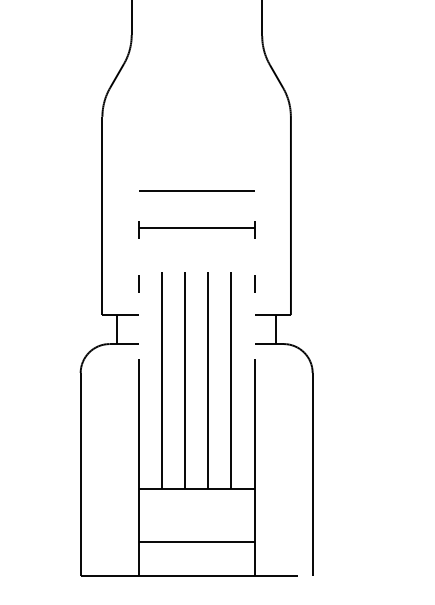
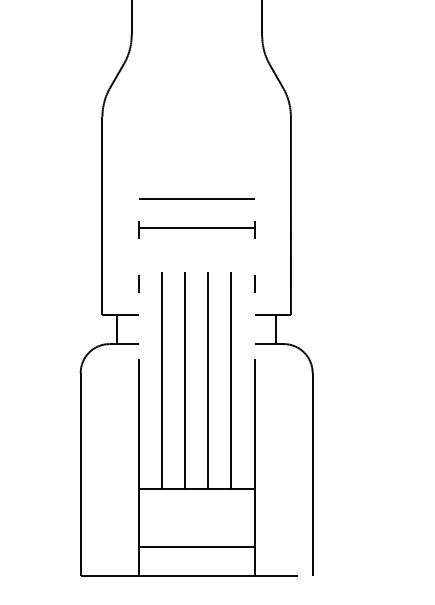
line position: (196, 190) -> (196, 198) (196, 198)
line position: (196, 542) -> (196, 547) (196, 547)
